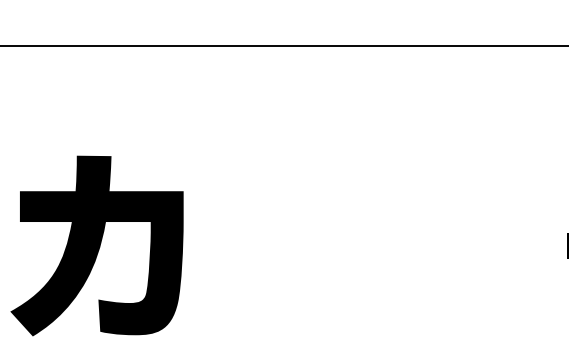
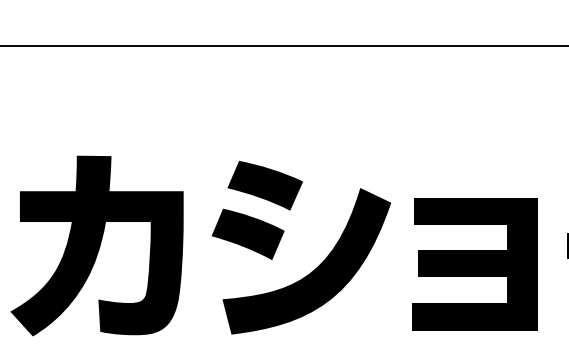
part: none -> present (280, 241)
fill: none -> present (475, 264)
